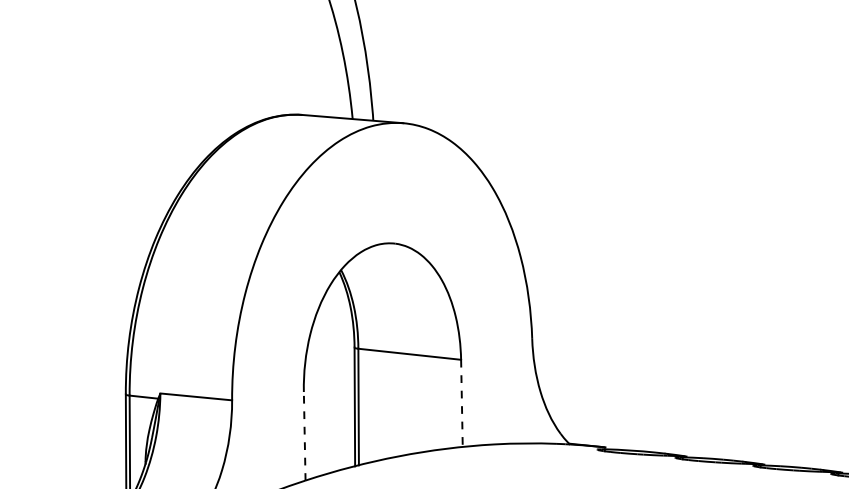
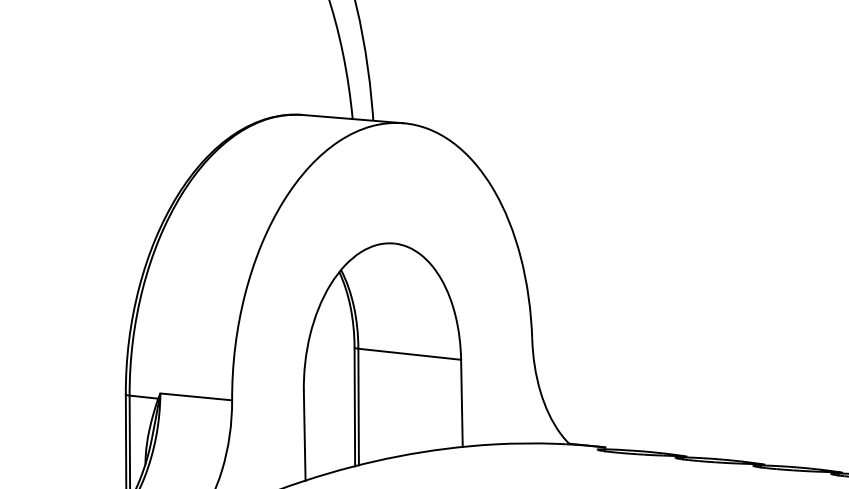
line: dashed -> solid (461, 403)
line: dashed -> solid (304, 435)
